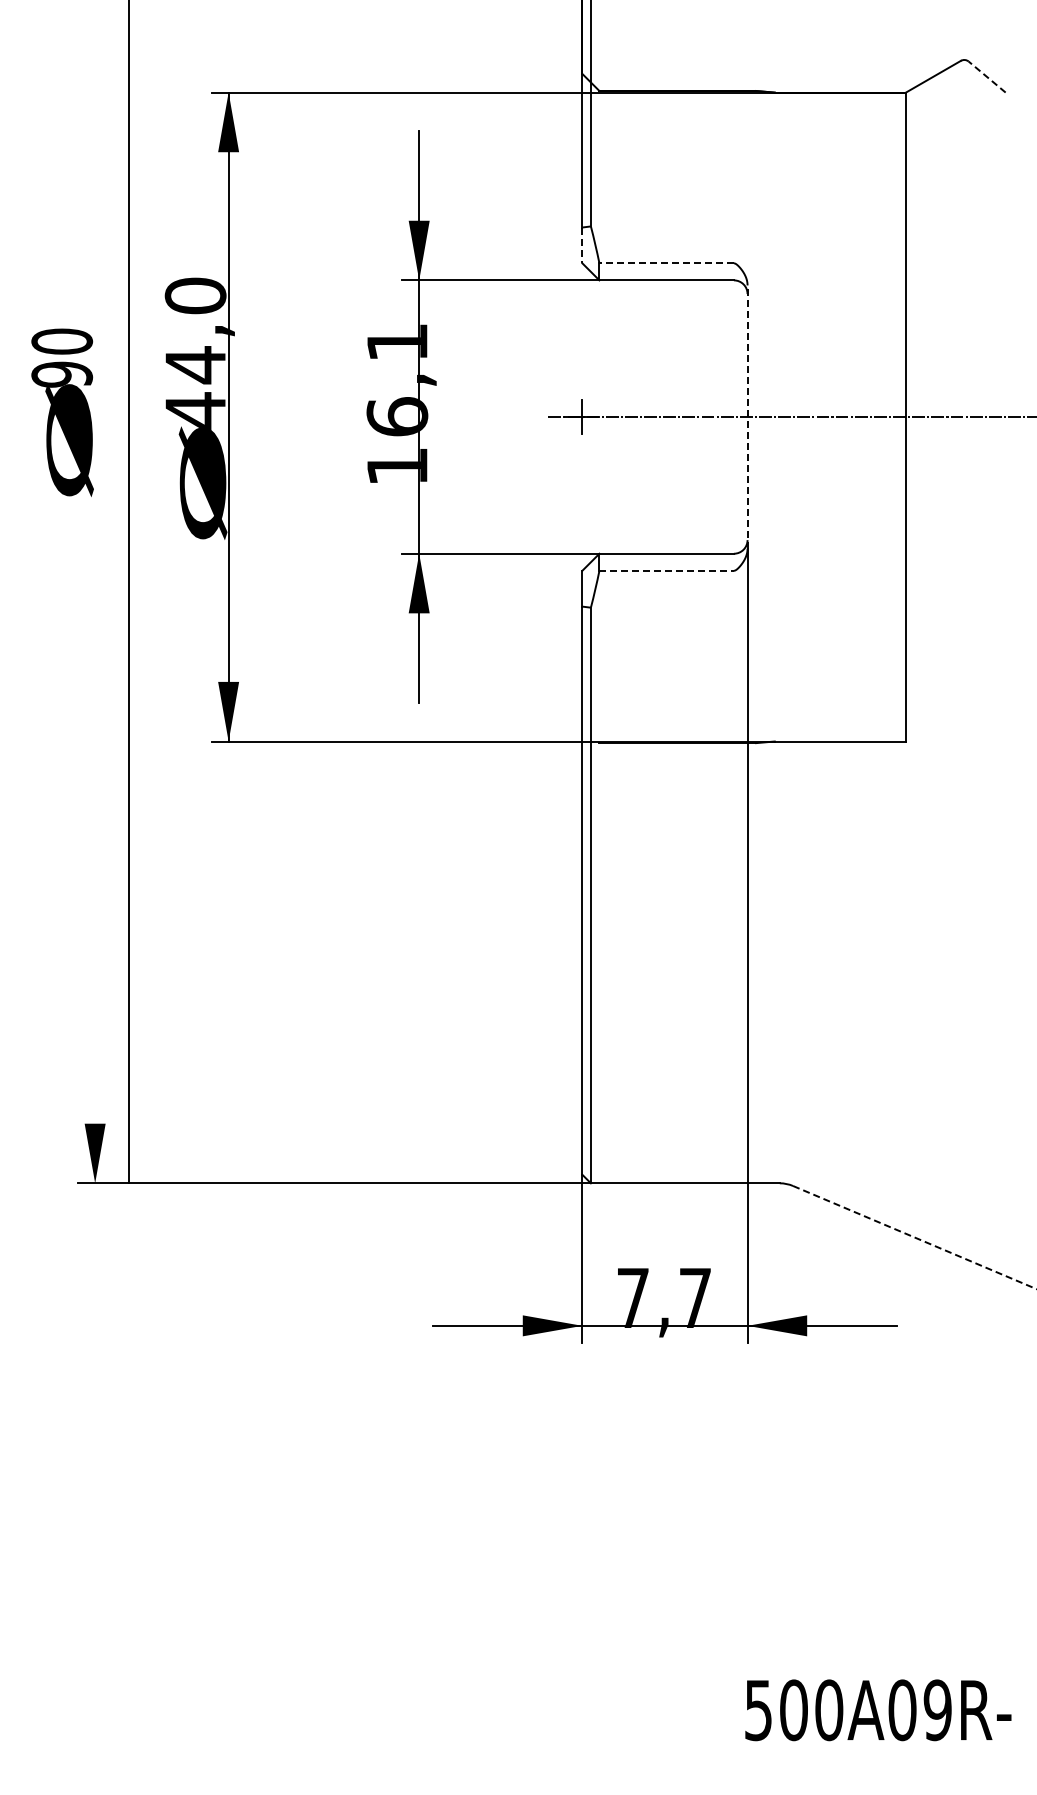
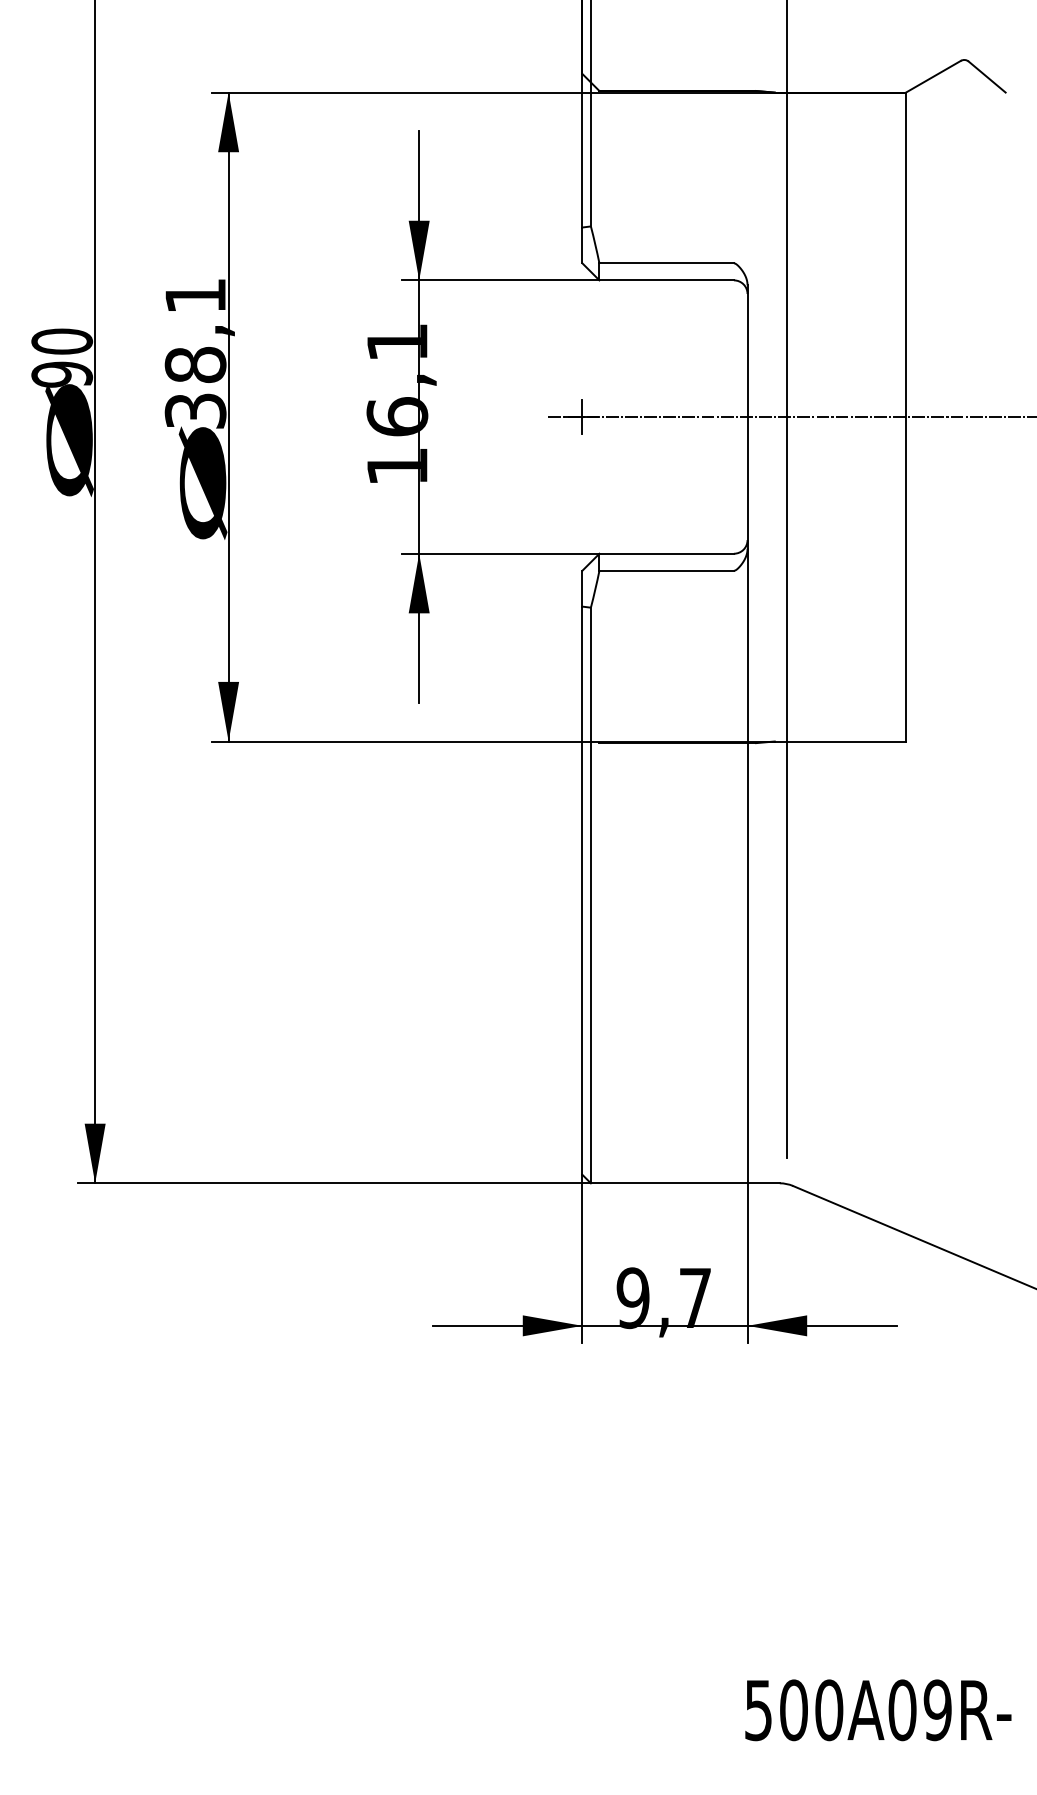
line: dashed -> solid (986, 76)
line: dashed -> solid (582, 245)
line: dashed -> solid (666, 263)
text: 44,0 -> 38,1 (195, 353)
line: dashed -> solid (747, 417)
line: dashed -> solid (667, 570)
line: none -> present (786, 580)
line position: (129, 592) -> (95, 592) (95, 592)
line: dashed -> solid (914, 1237)
text: 7,7 -> 9,7 (632, 1298)
